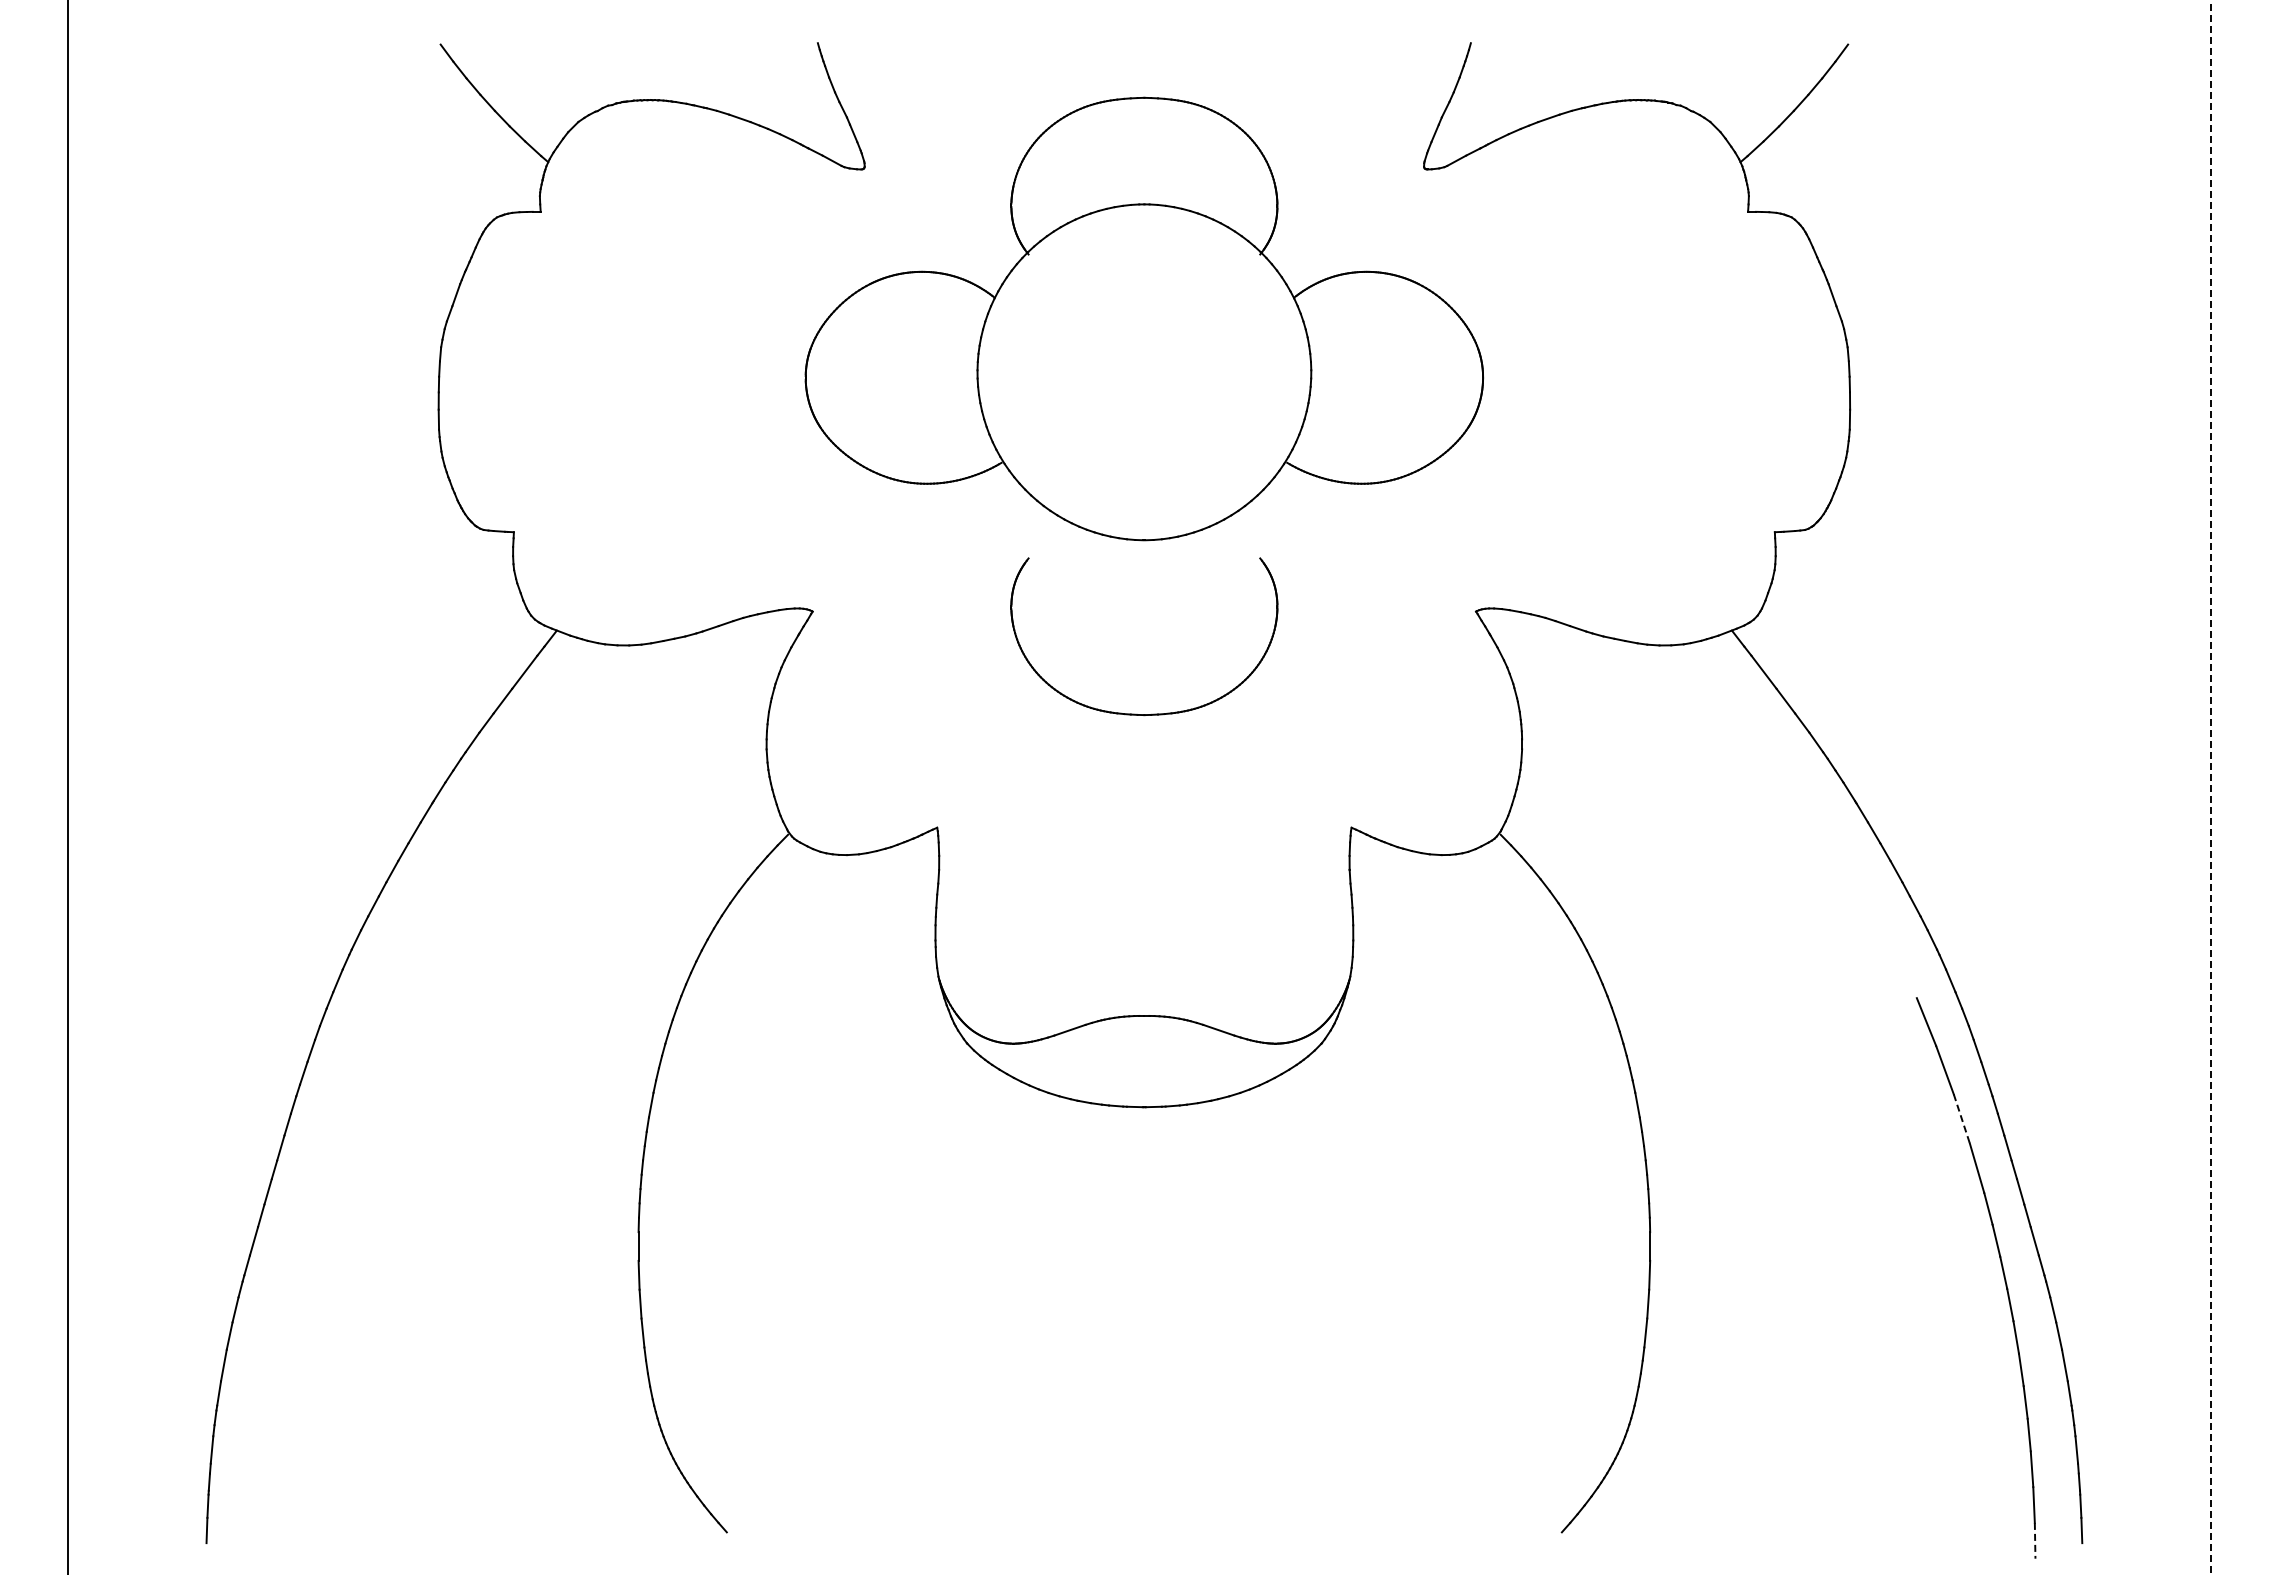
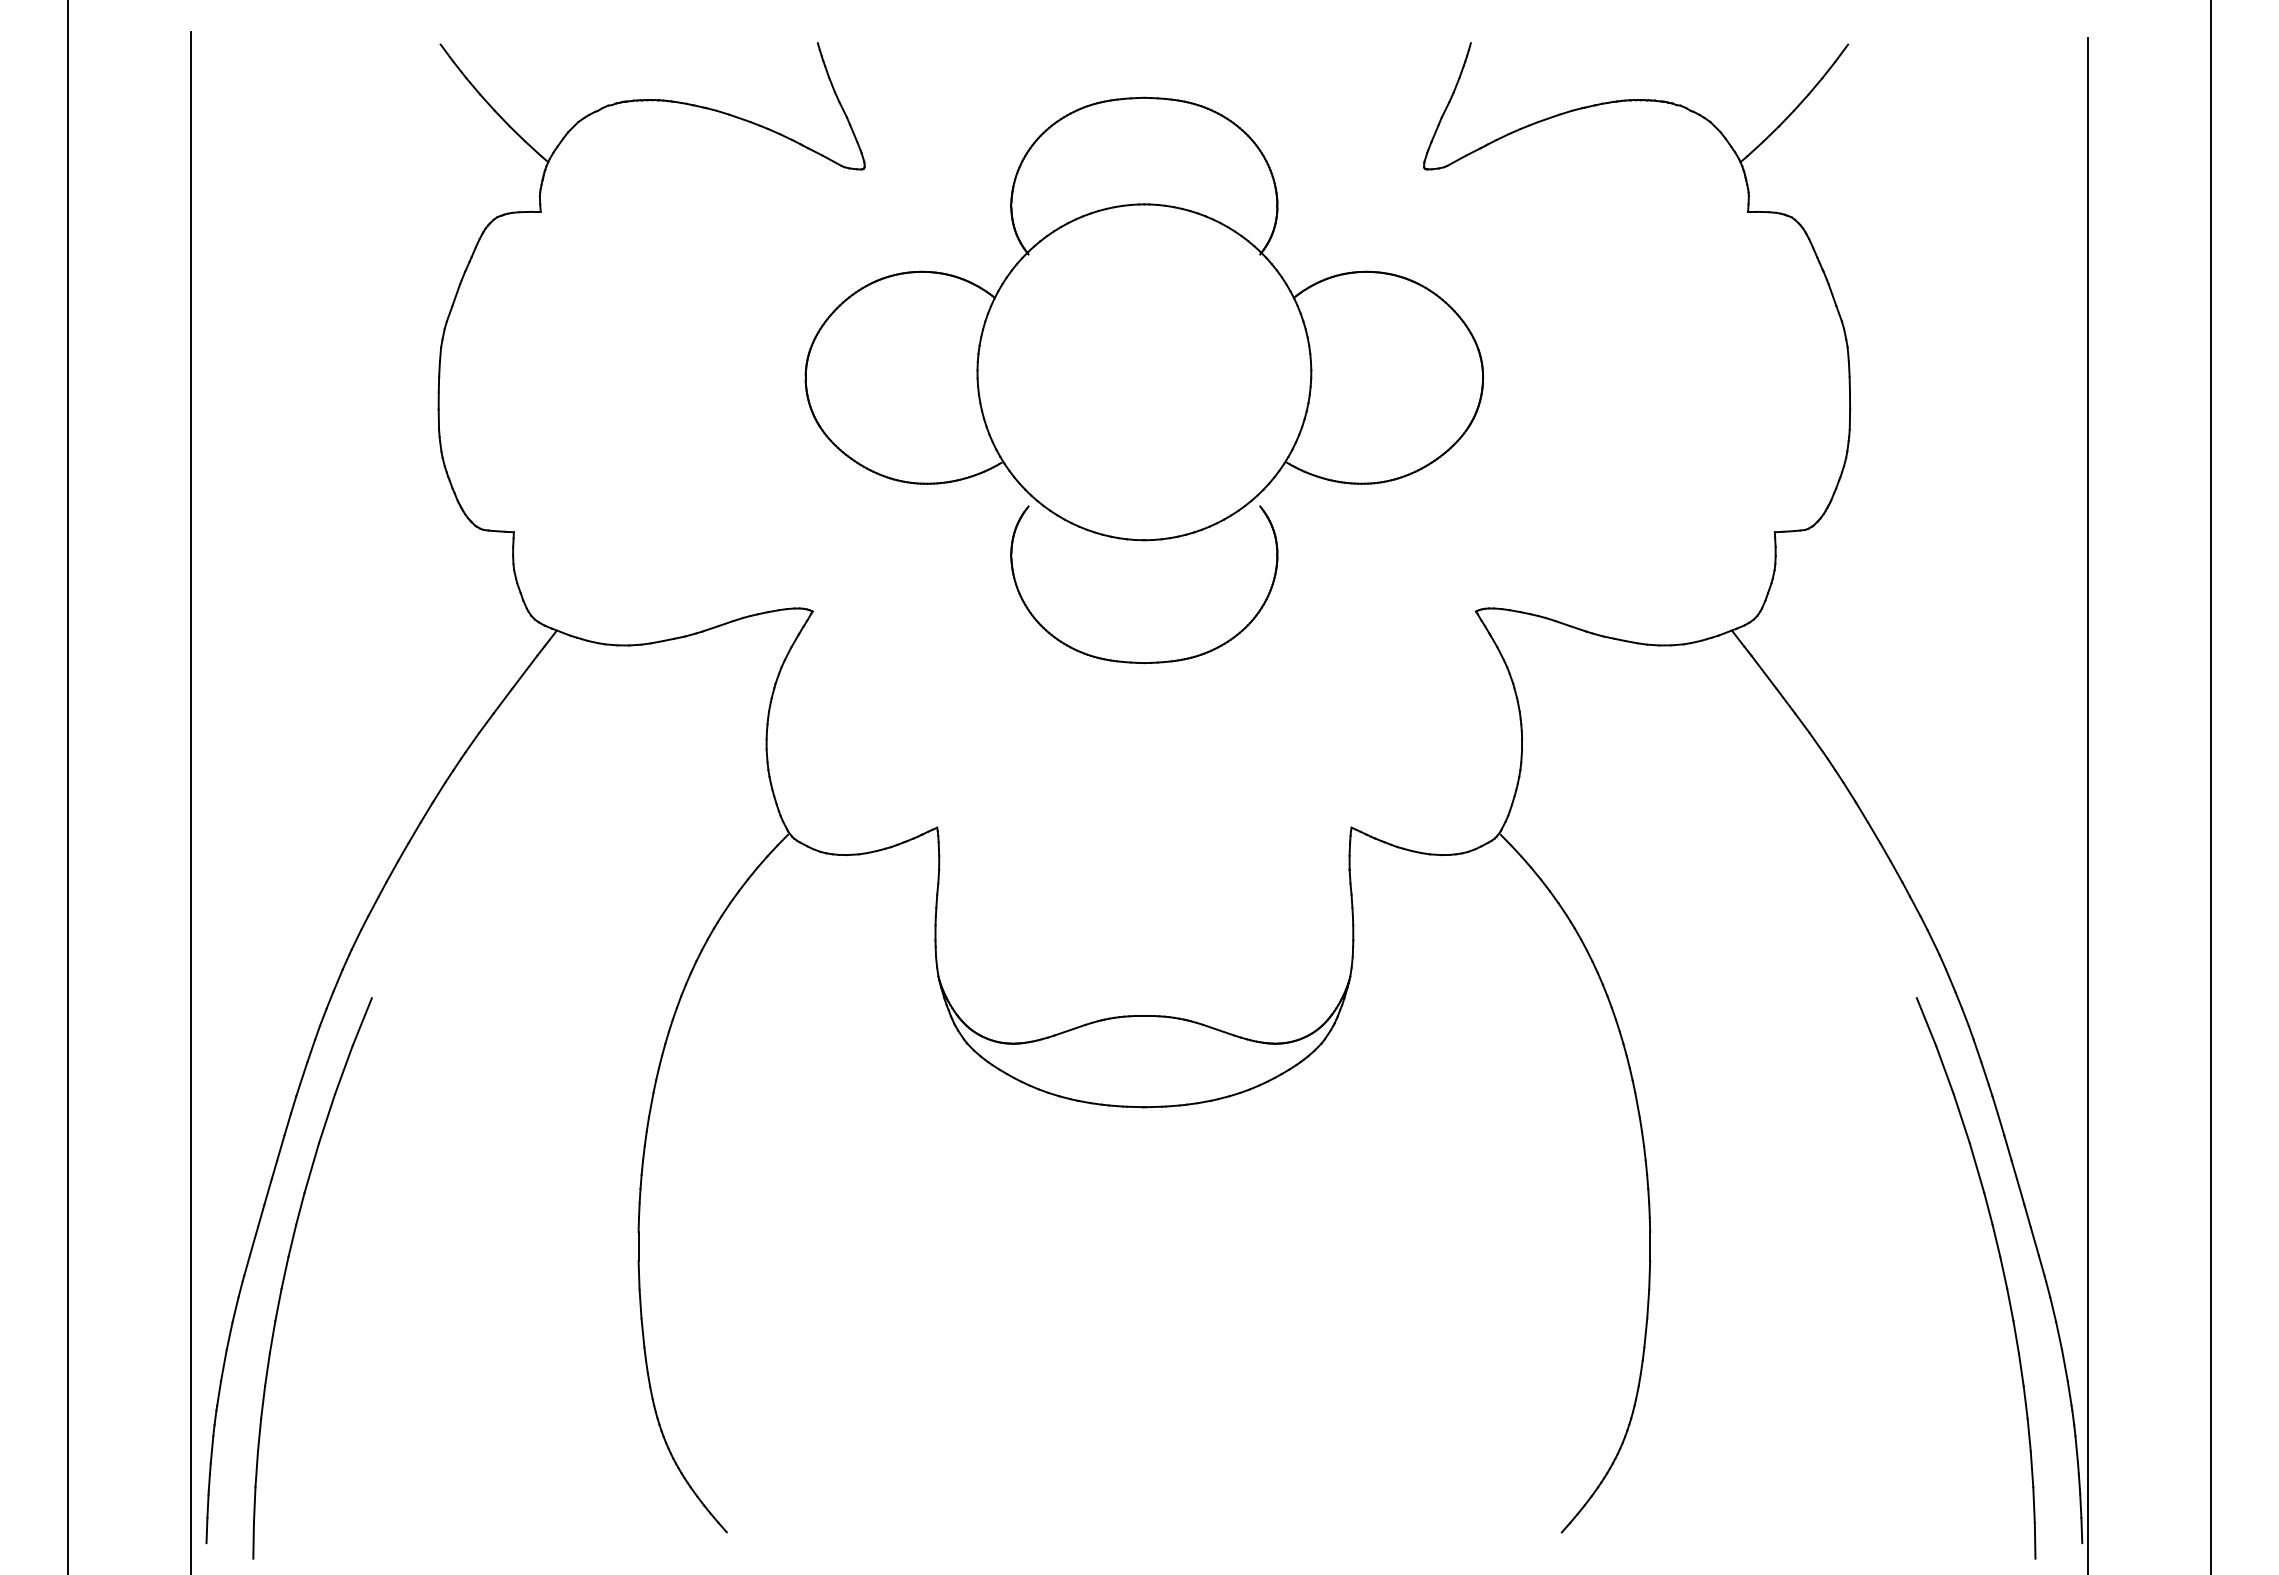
part position: (1151, 713) -> (1151, 661) (1151, 661)
line: dashed -> solid (2210, 787)
line: none -> present (190, 801)
line: none -> present (2088, 804)
line: dashed -> solid (1961, 1118)
part: none -> present (286, 1272)
line: dashed -> solid (2035, 1540)
